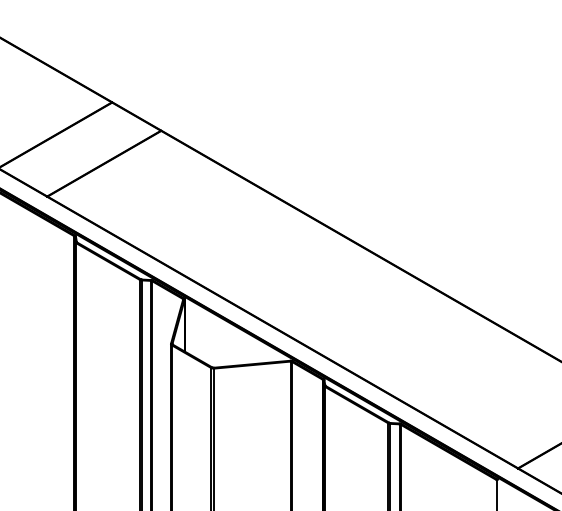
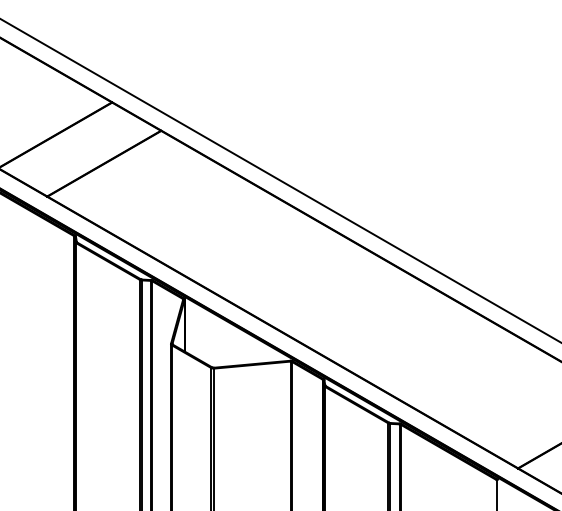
line: none -> present (280, 180)
